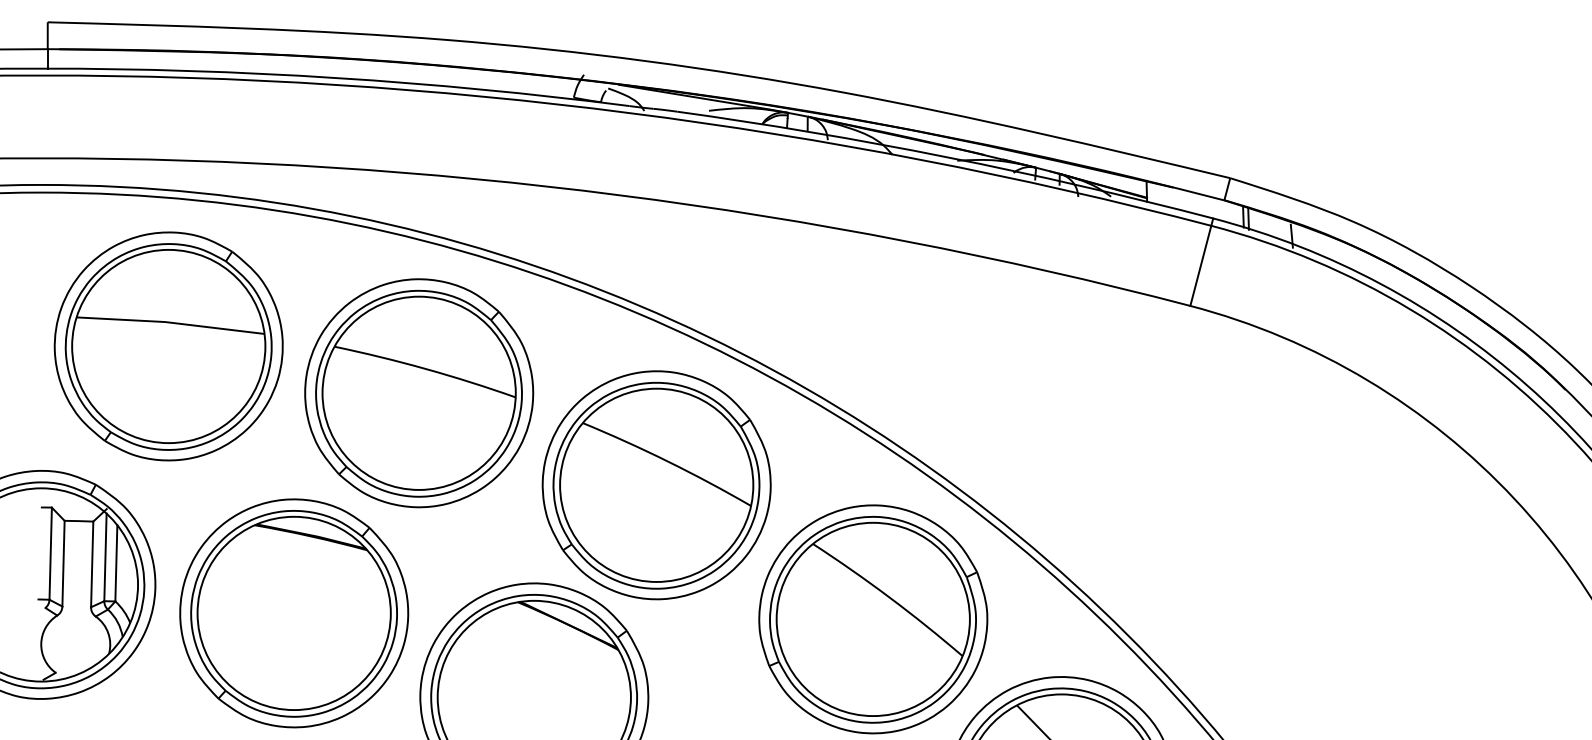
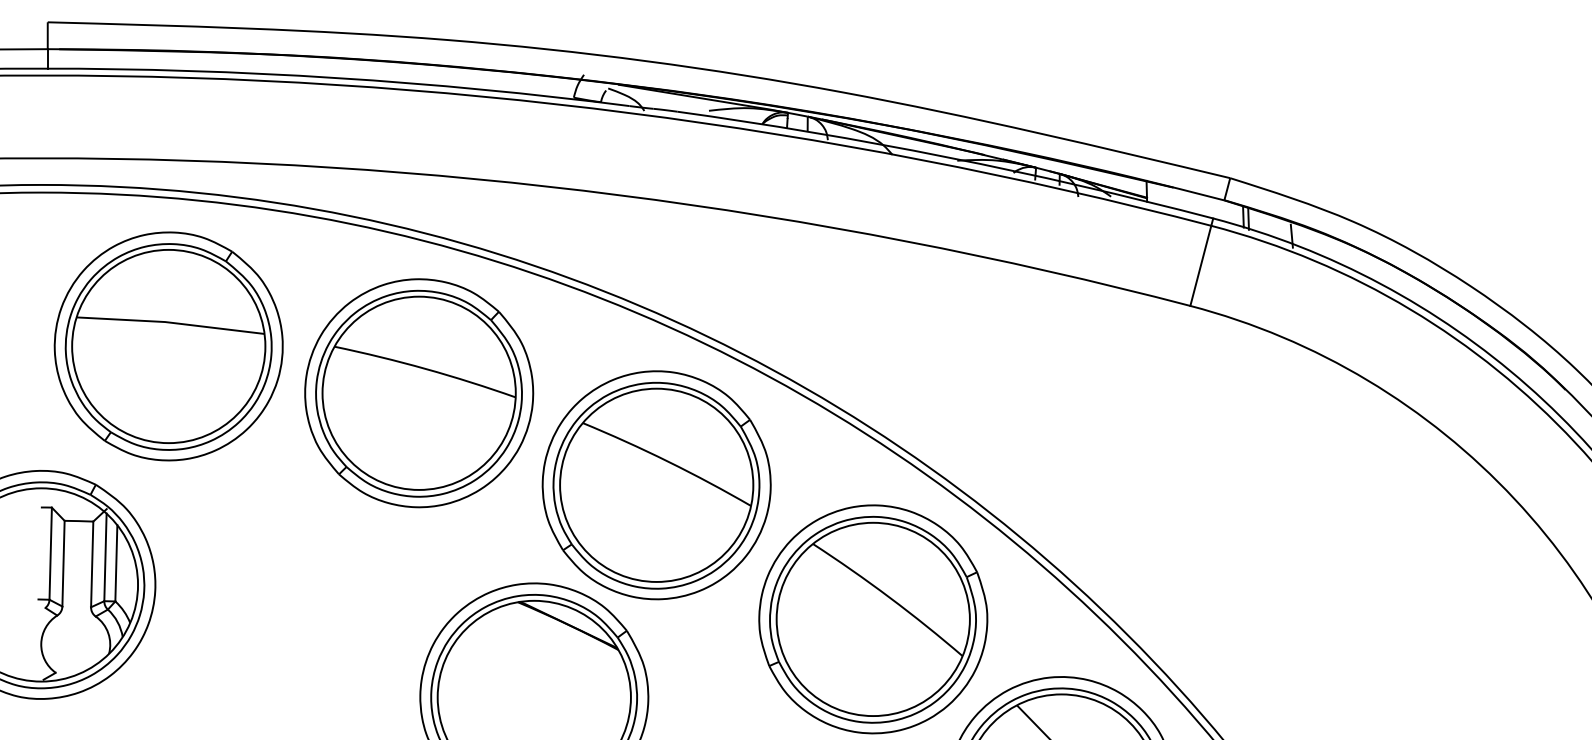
part: present -> none (294, 613)
